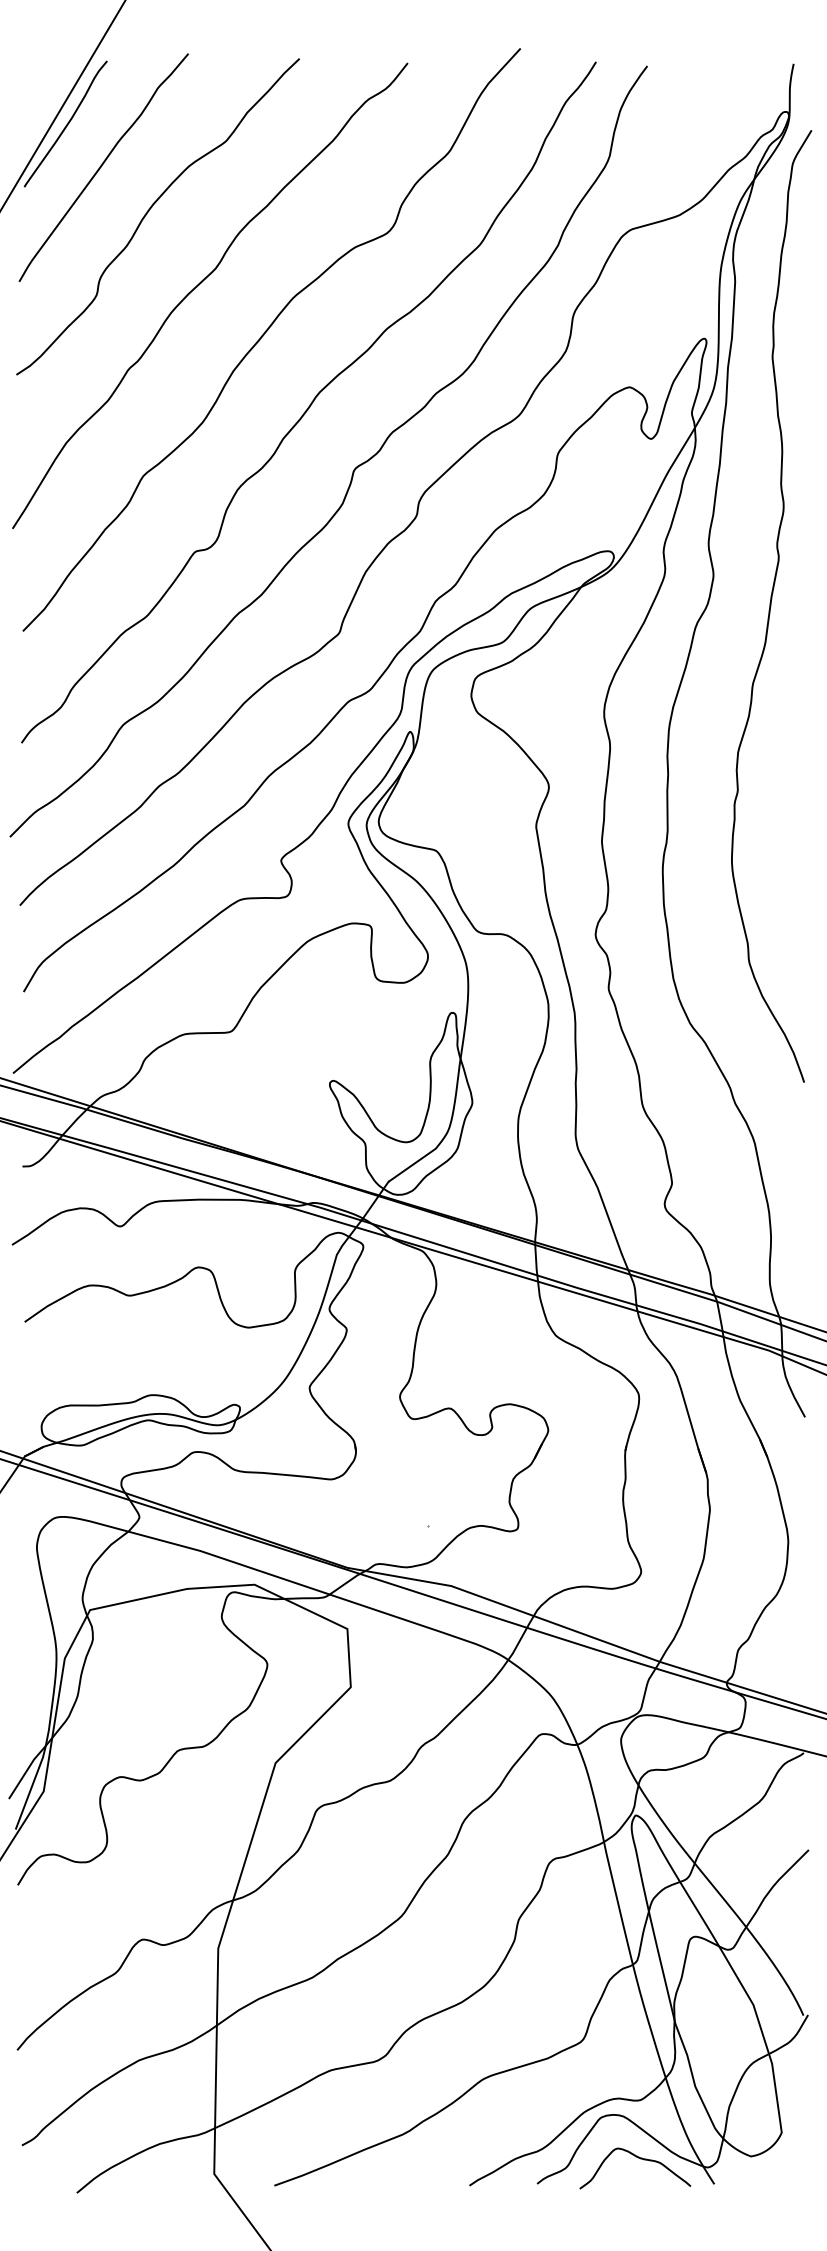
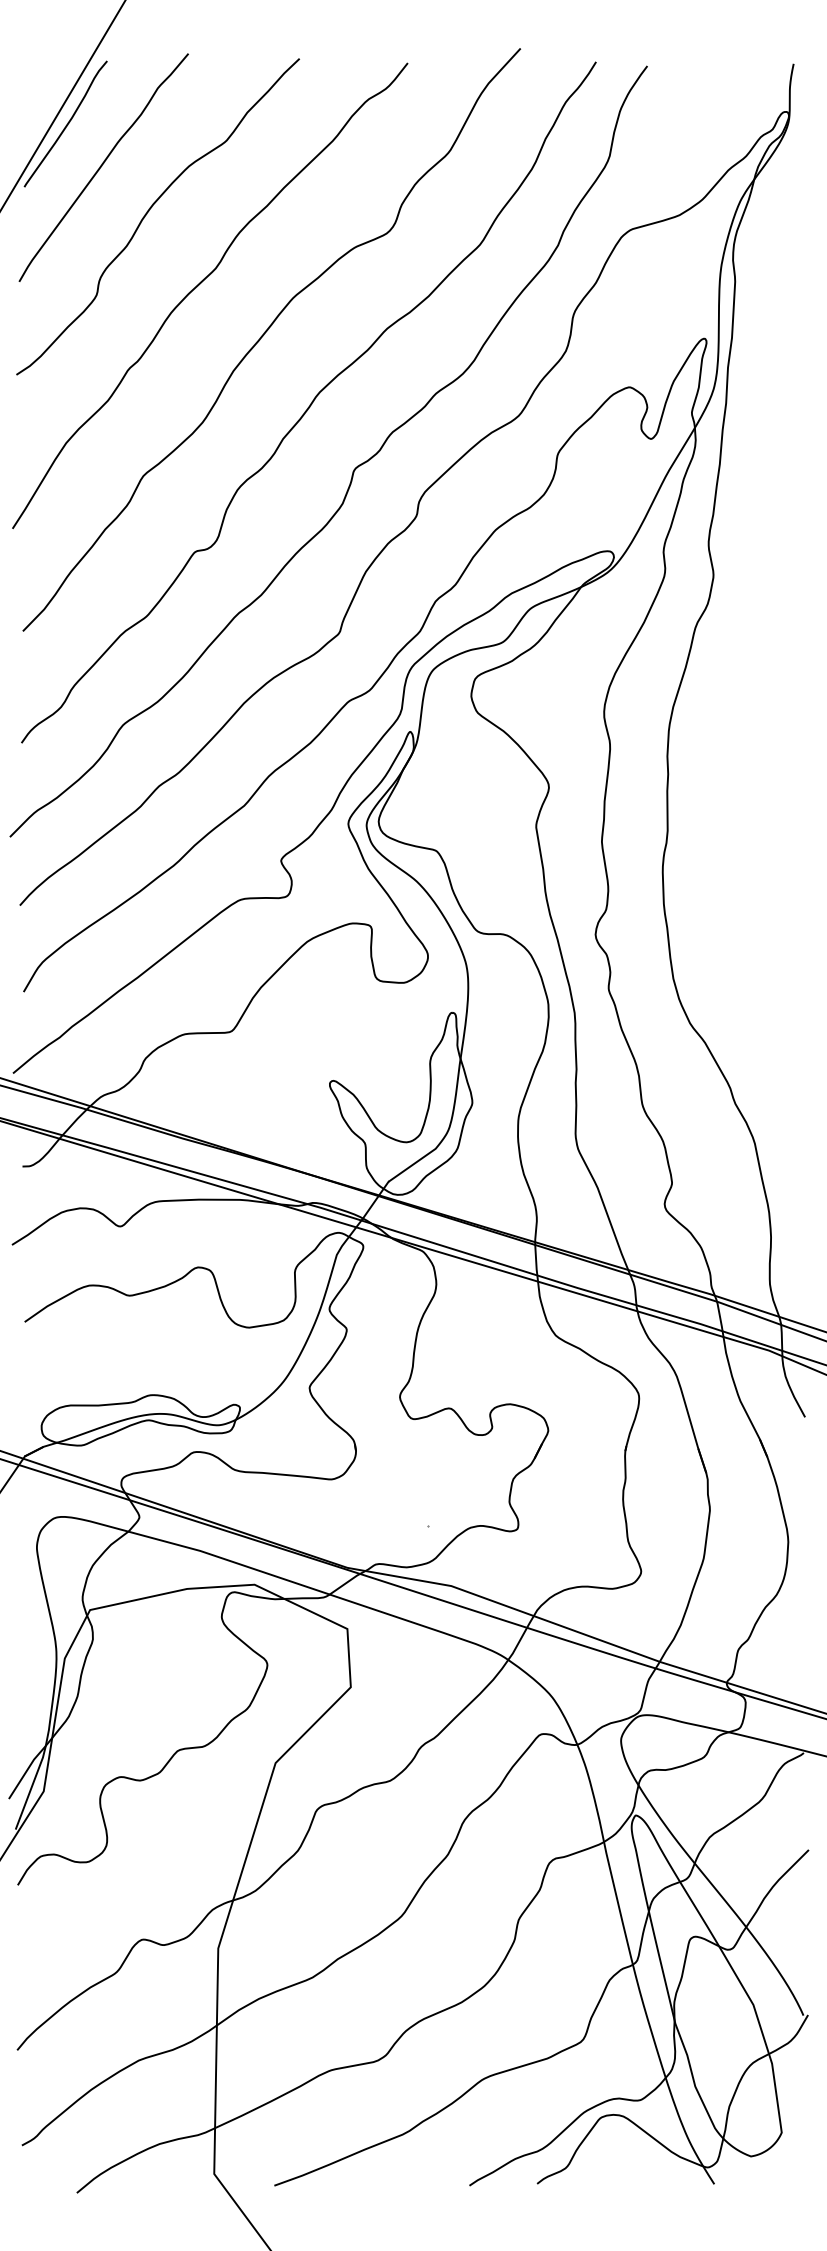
curve: present -> none (771, 606)
curve: present -> none (640, 2159)
